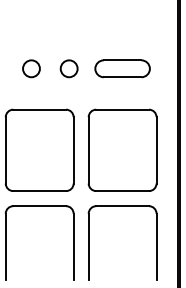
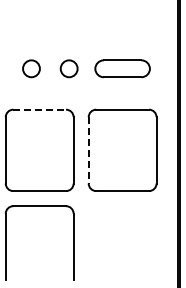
line: solid -> dashed (40, 109)
line: solid -> dashed (88, 150)
part: present -> none (89, 242)
